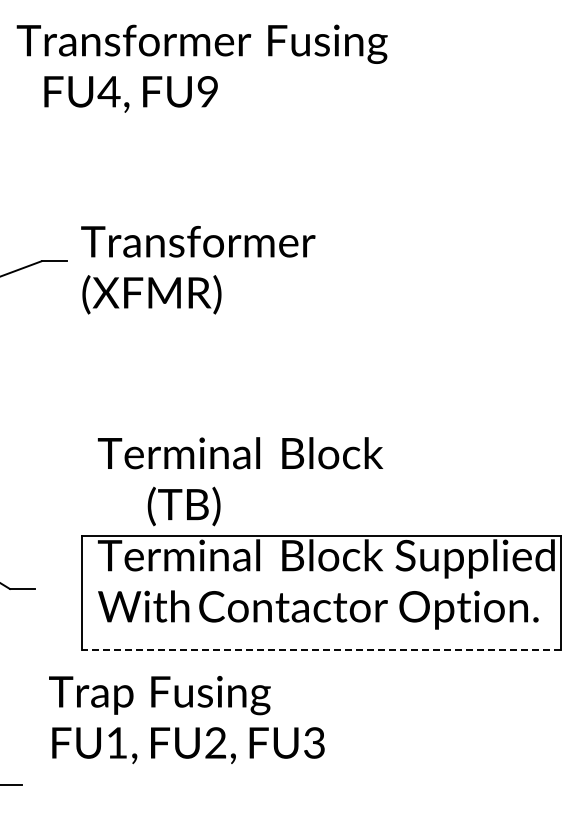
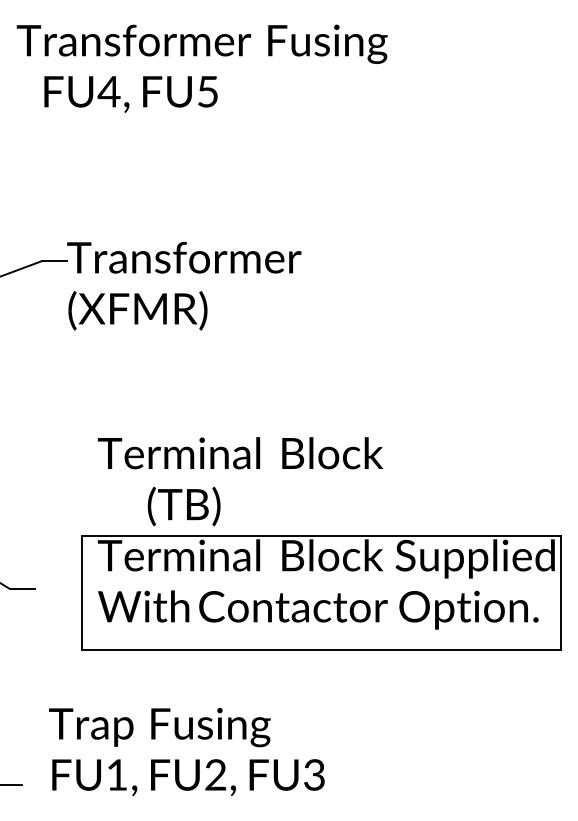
text: FU9 -> FU5 (207, 91)
text position: (198, 270) -> (184, 286) (184, 286)
line: dashed -> solid (320, 650)
text position: (186, 720) -> (186, 752) (186, 752)
